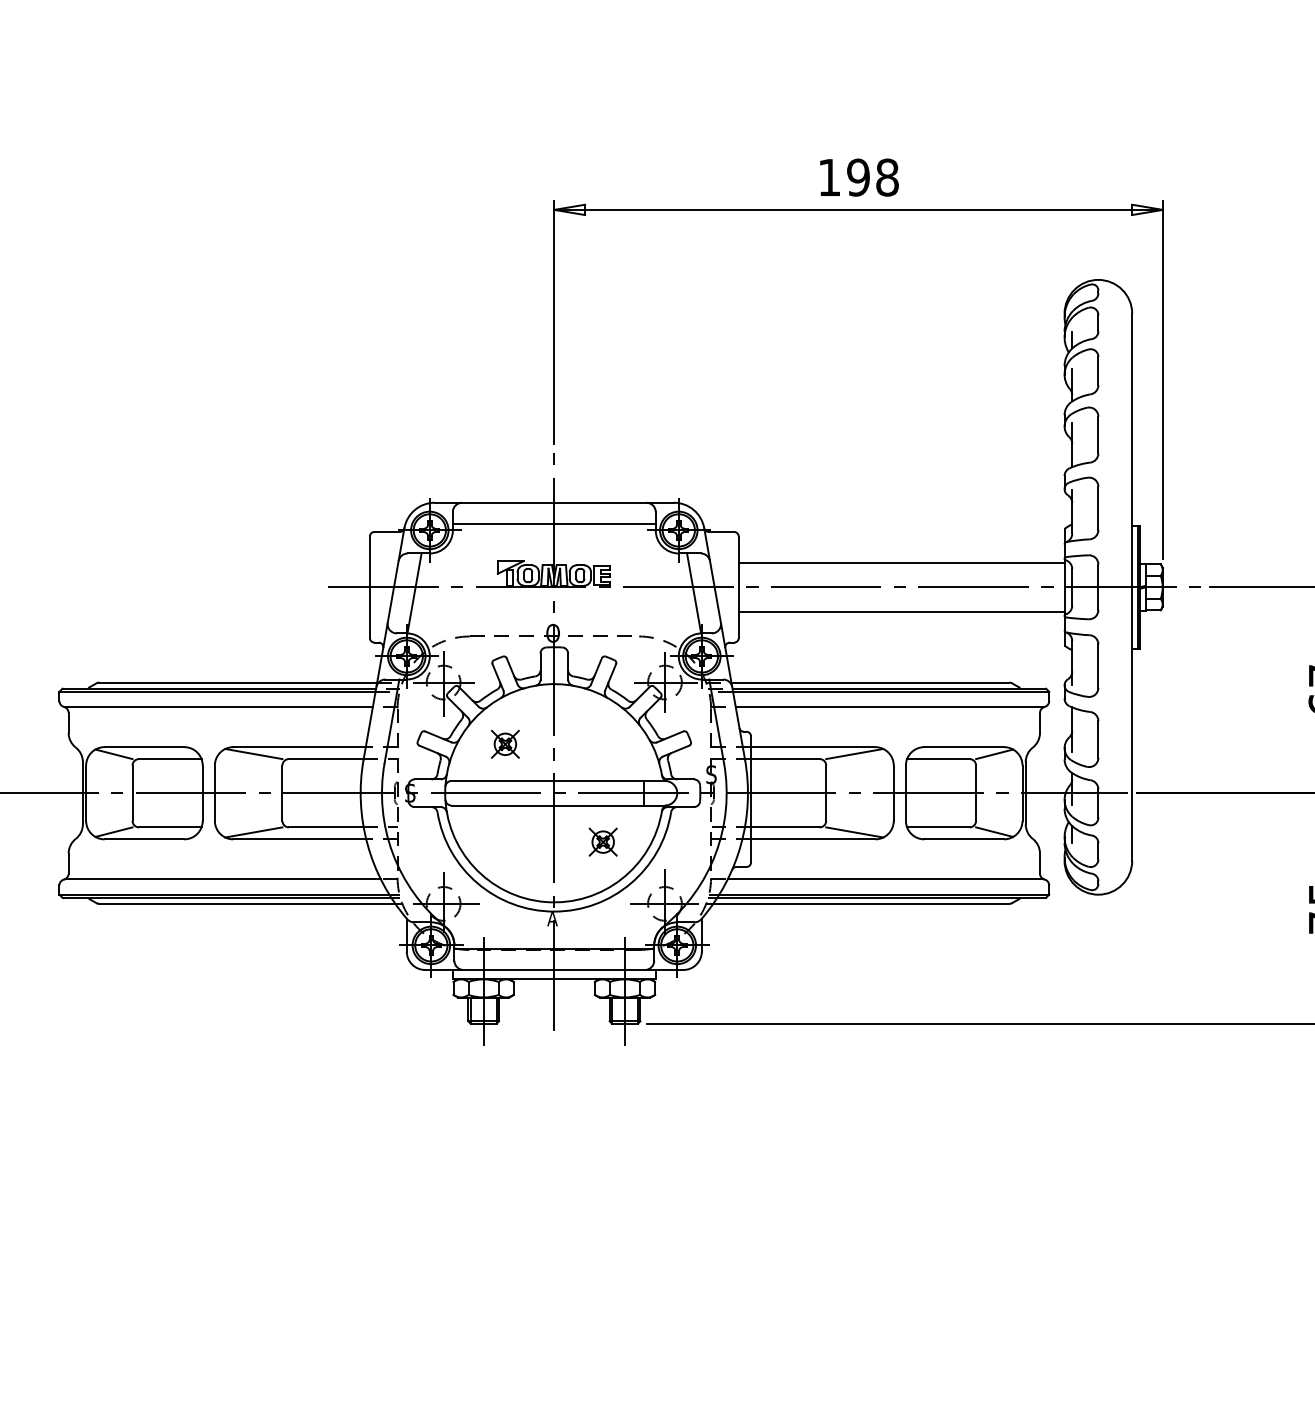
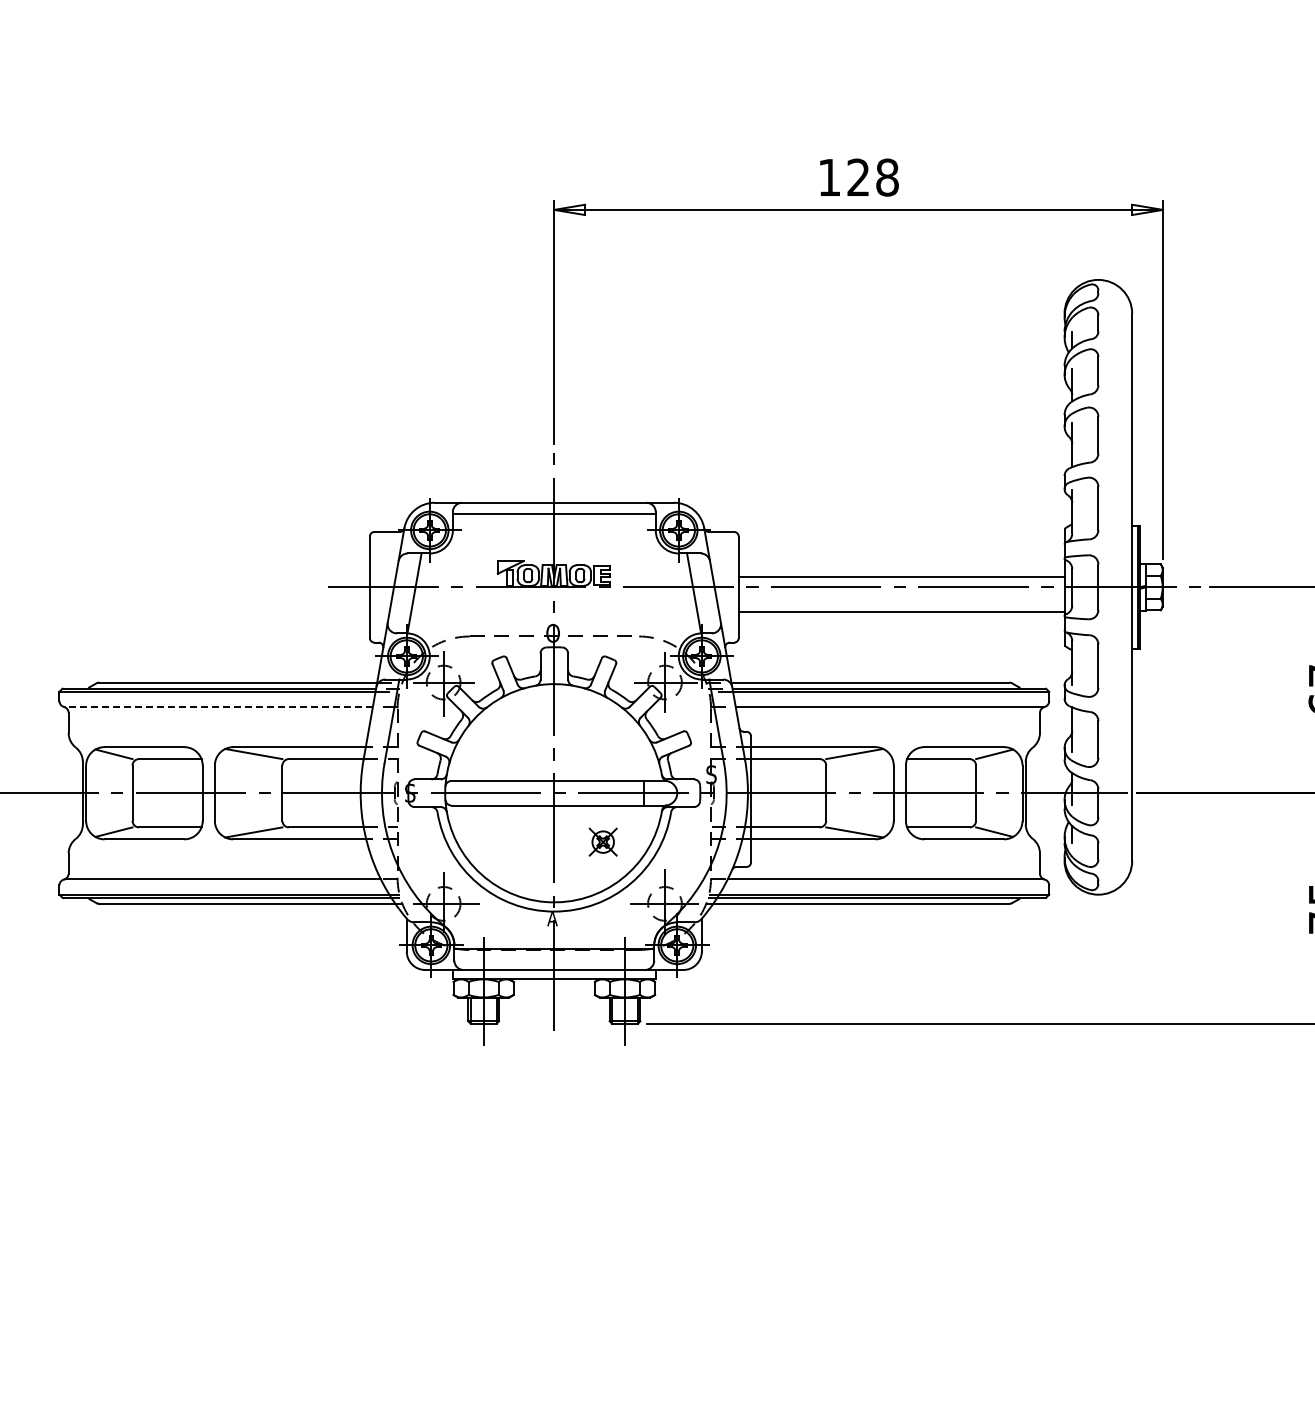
text: 198 -> 128 (858, 177)
line position: (553, 524) -> (553, 514) (553, 514)
line position: (901, 562) -> (901, 576) (901, 576)
line: solid -> dashed (219, 707)
part: present -> none (504, 743)
